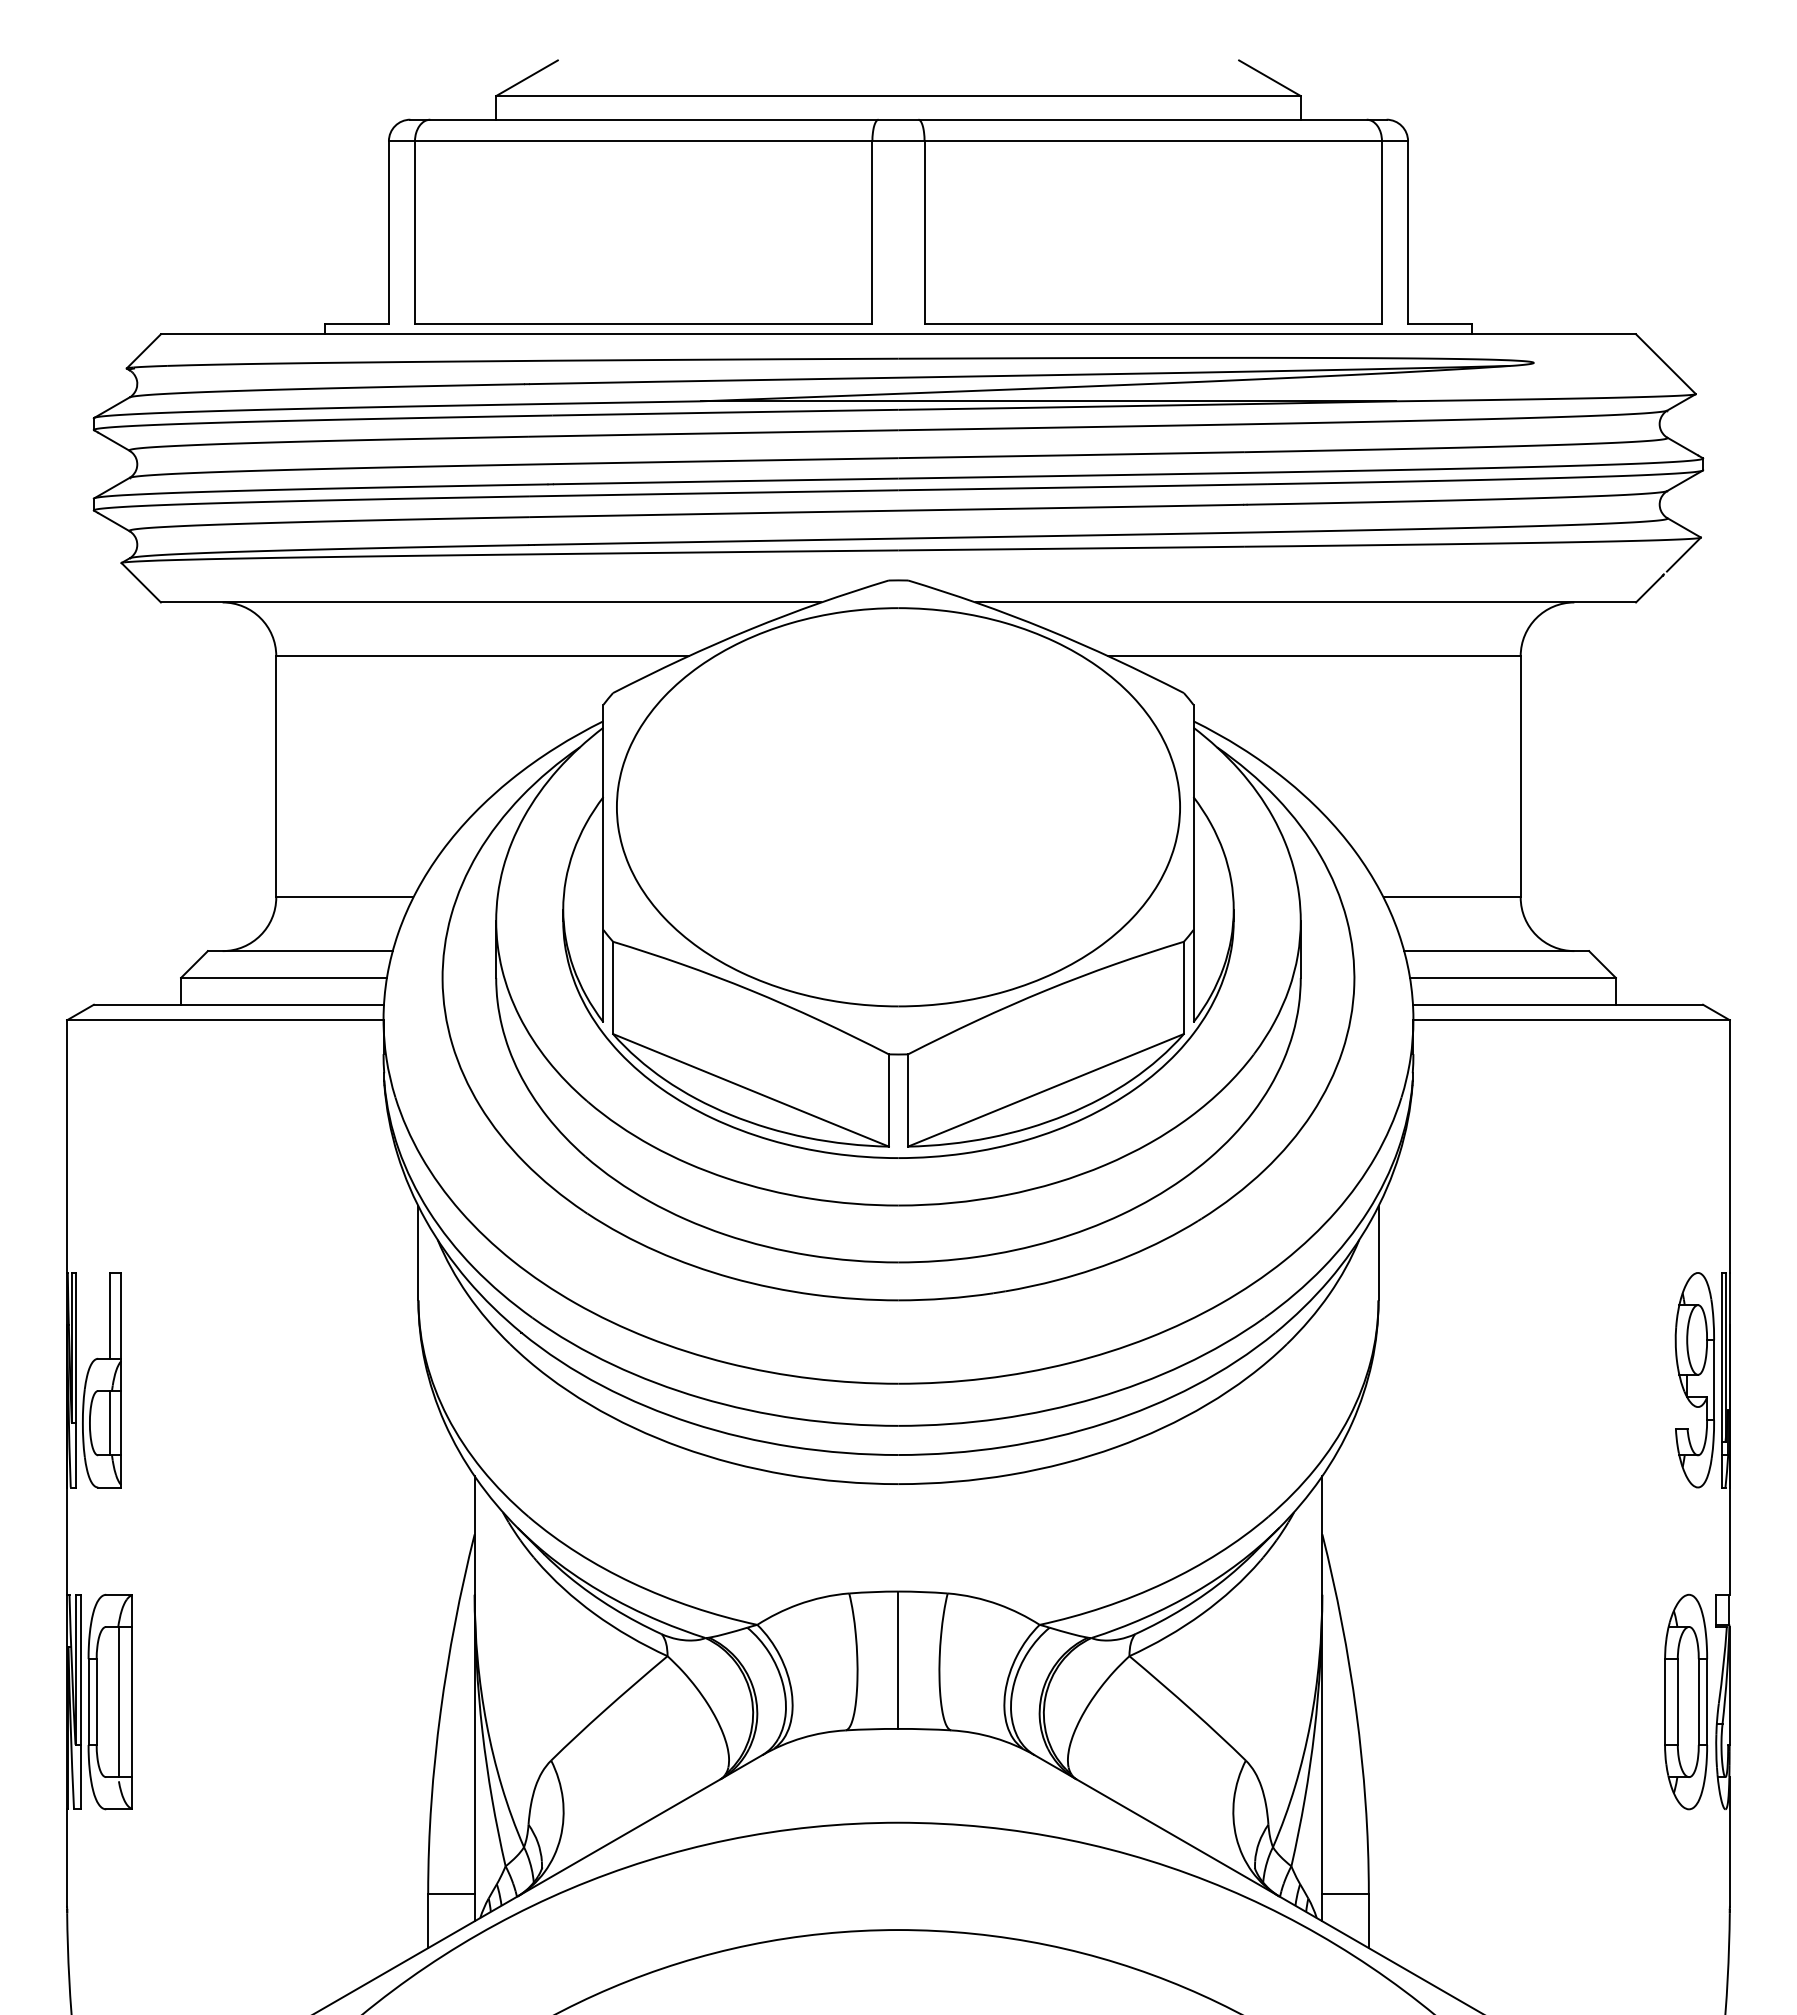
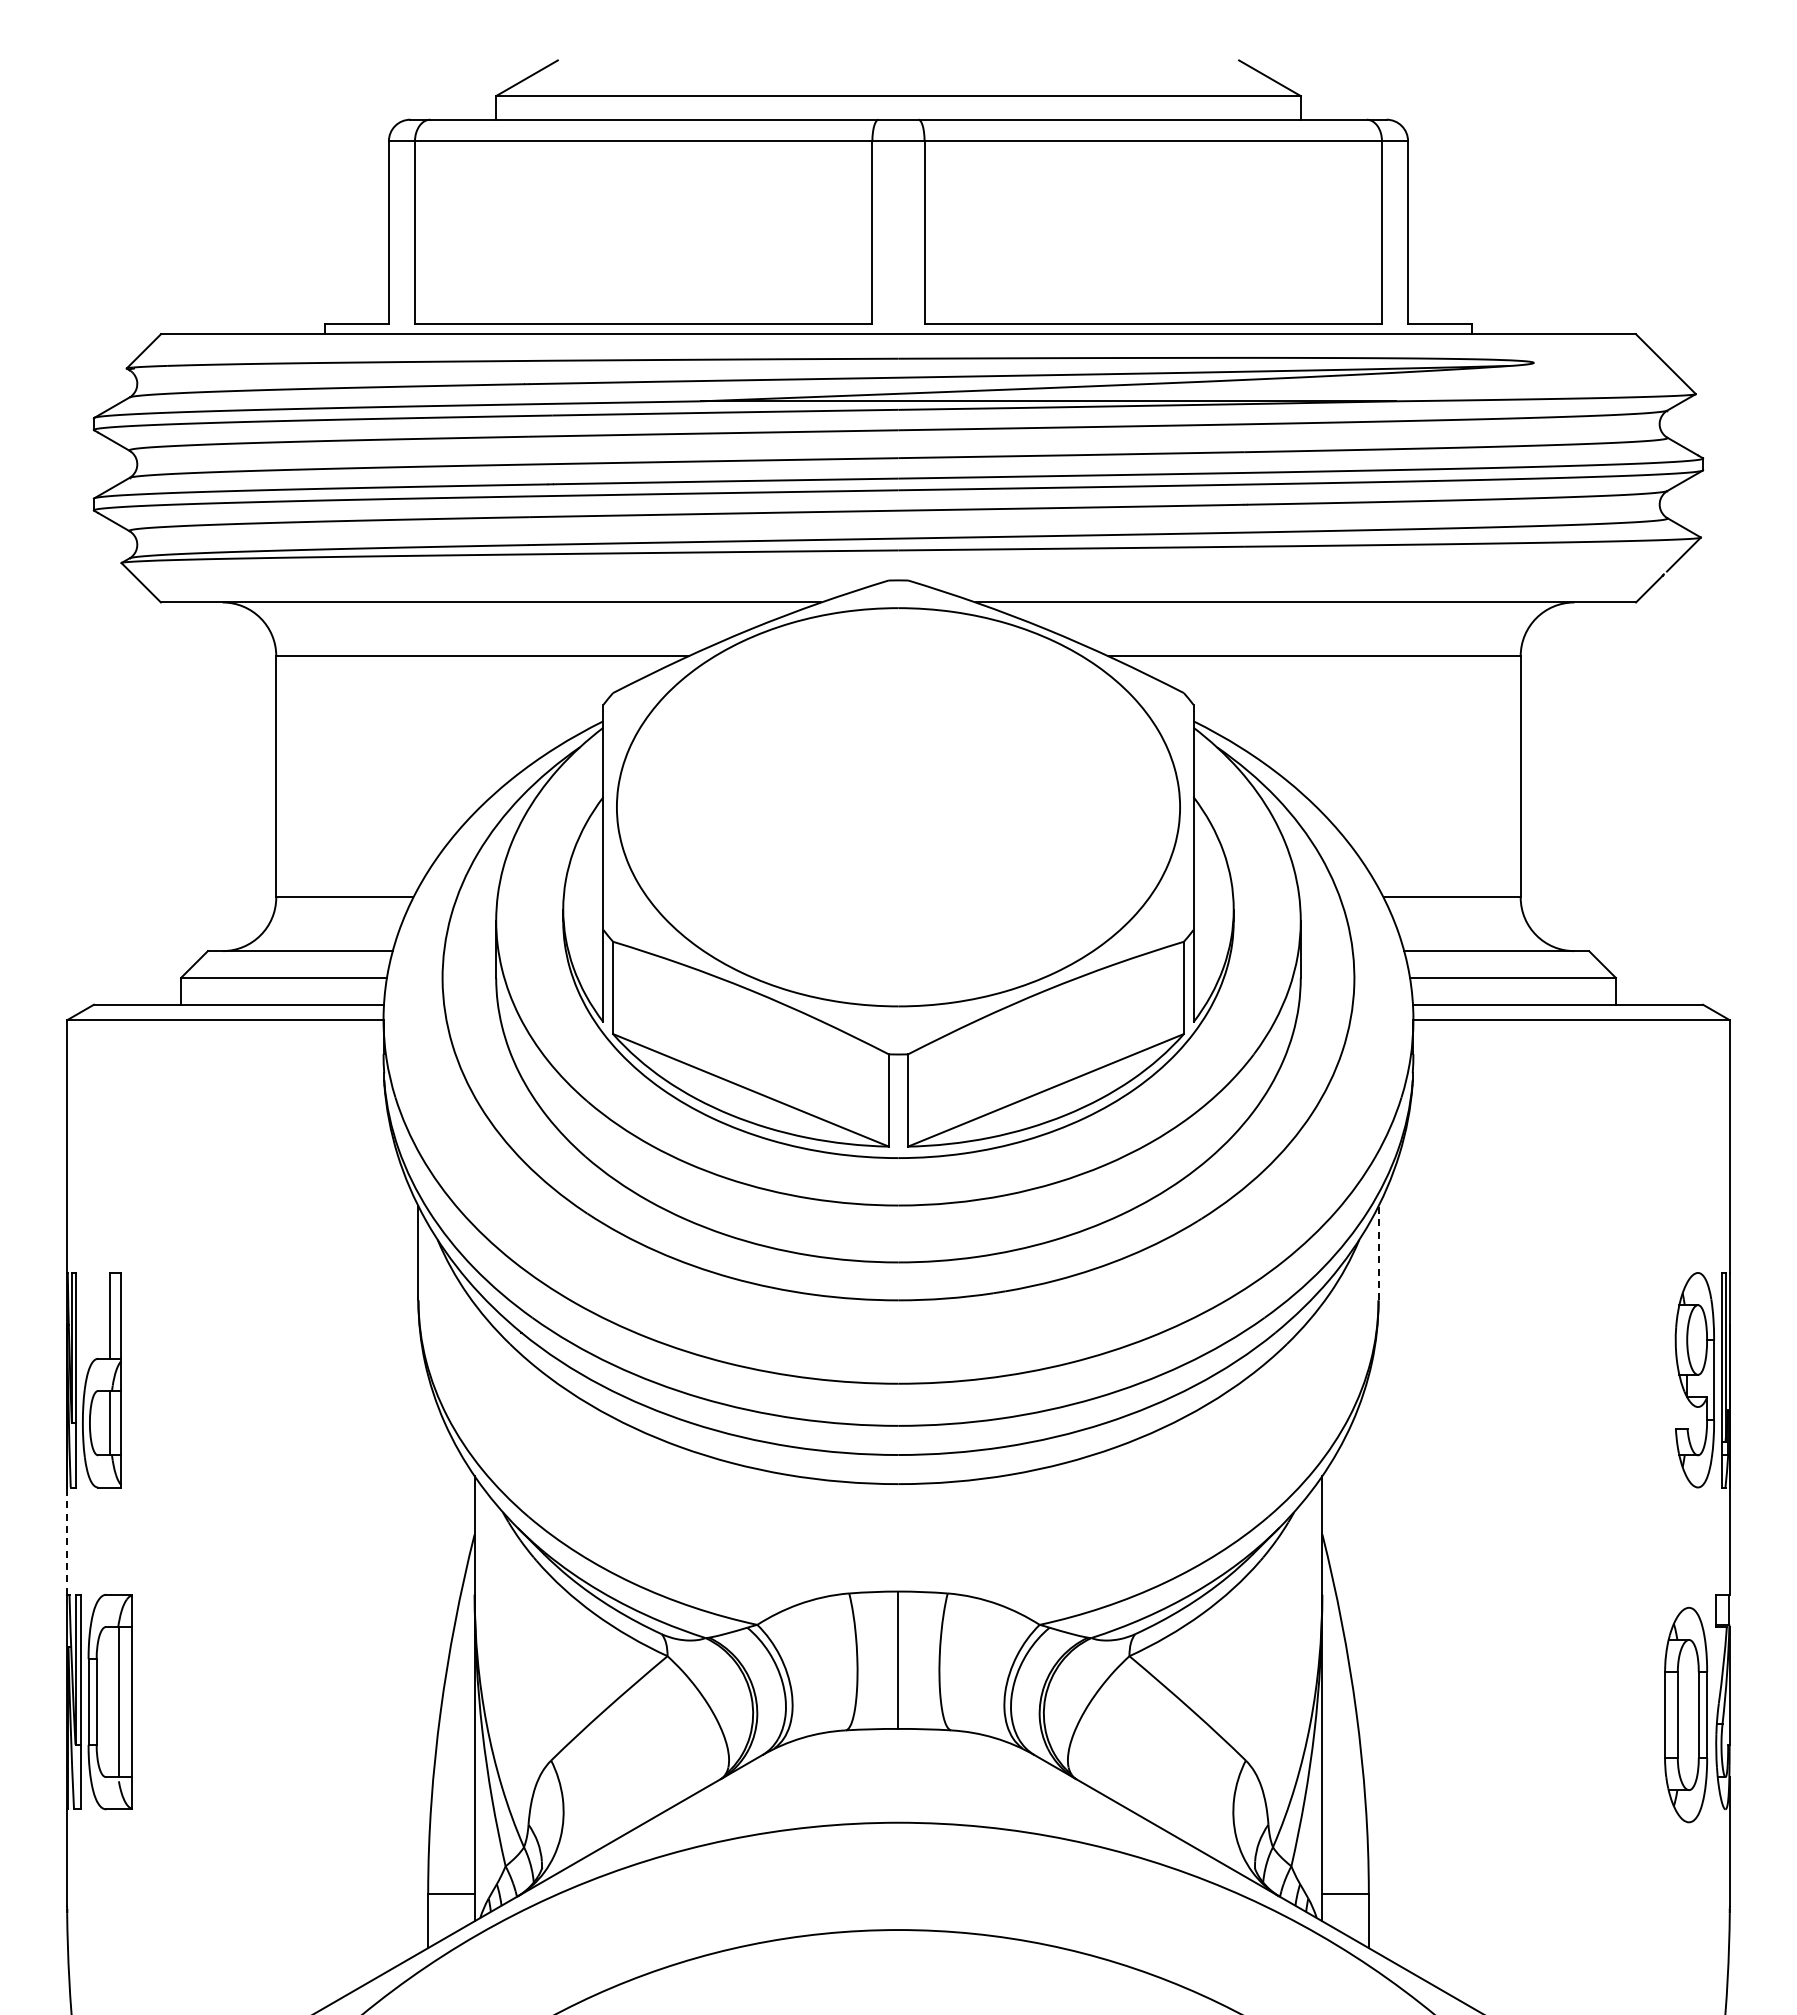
line: solid -> dashed (1378, 1252)
line: solid -> dashed (67, 1541)
part position: (1685, 1701) -> (1685, 1714) (1685, 1714)
